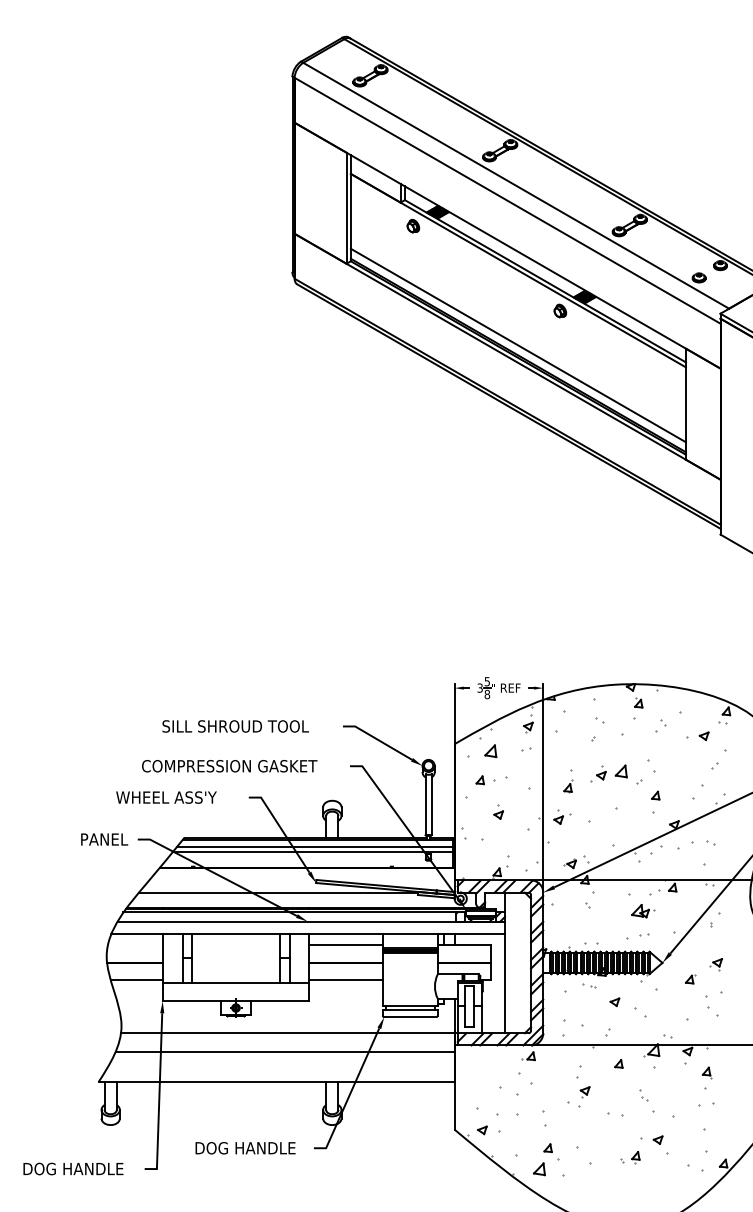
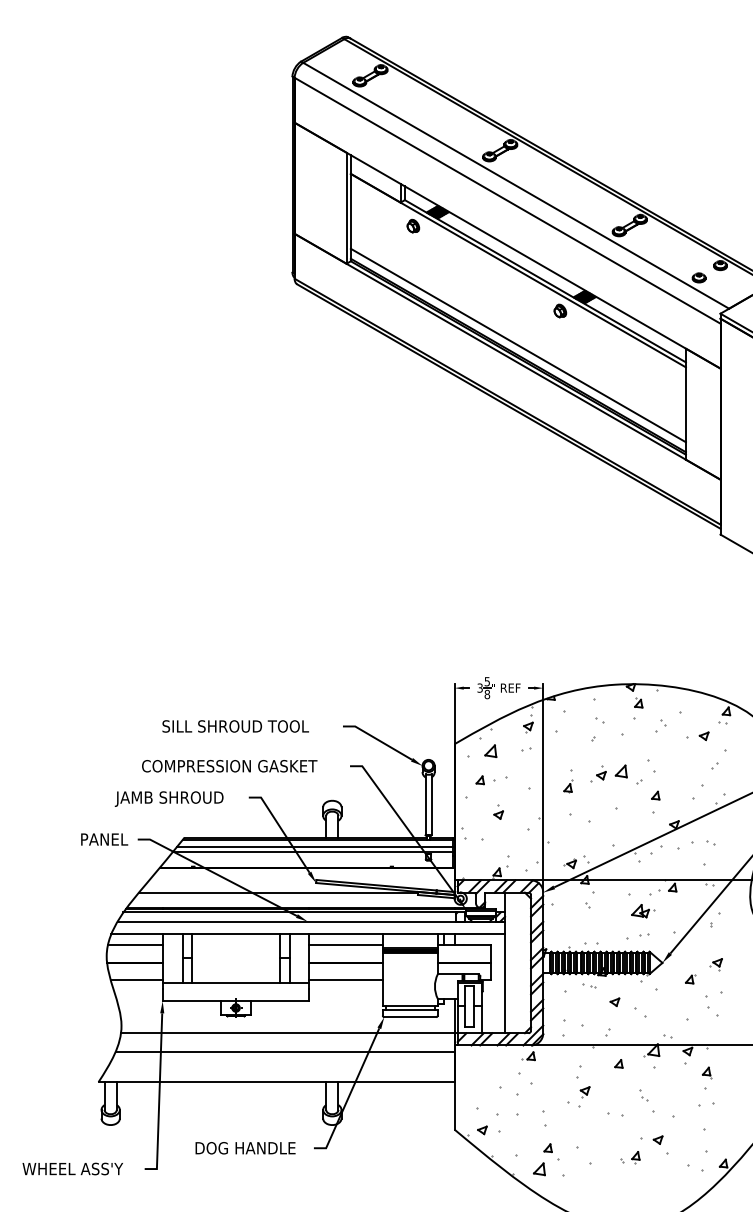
text: WHEEL ASS'Y -> JAMB SHROUD (168, 798)
part: present -> none (558, 816)
line: none -> present (134, 945)
text: DOG HANDLE -> WHEEL ASS'Y (72, 1168)
